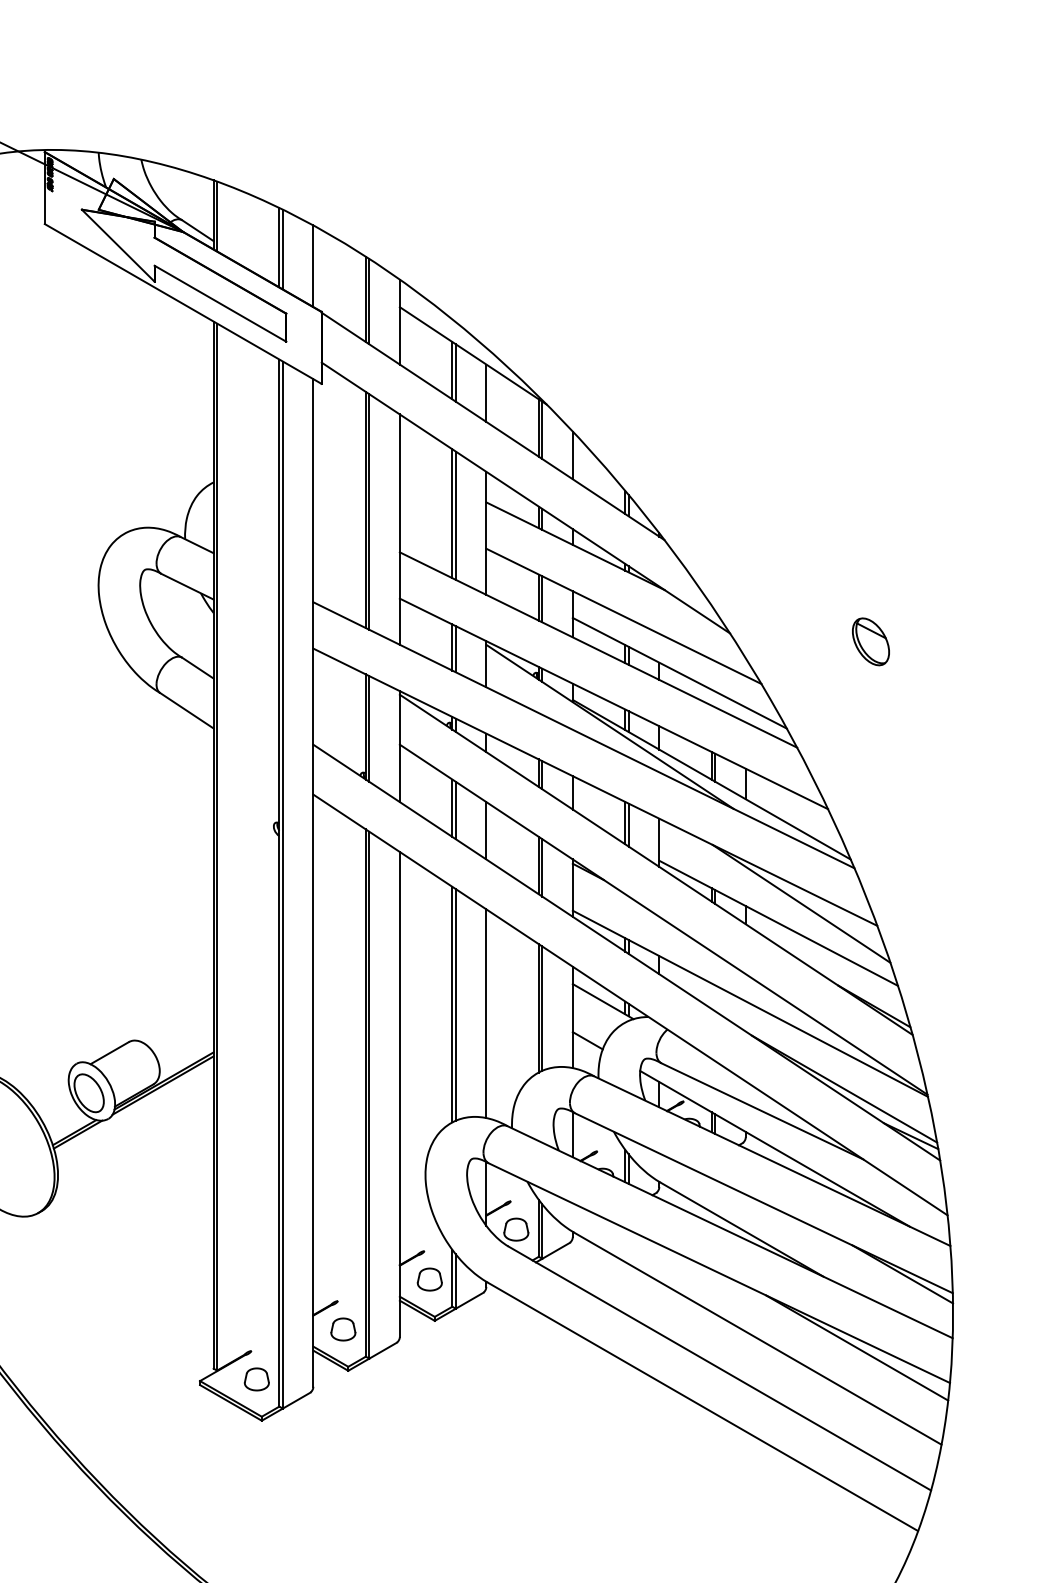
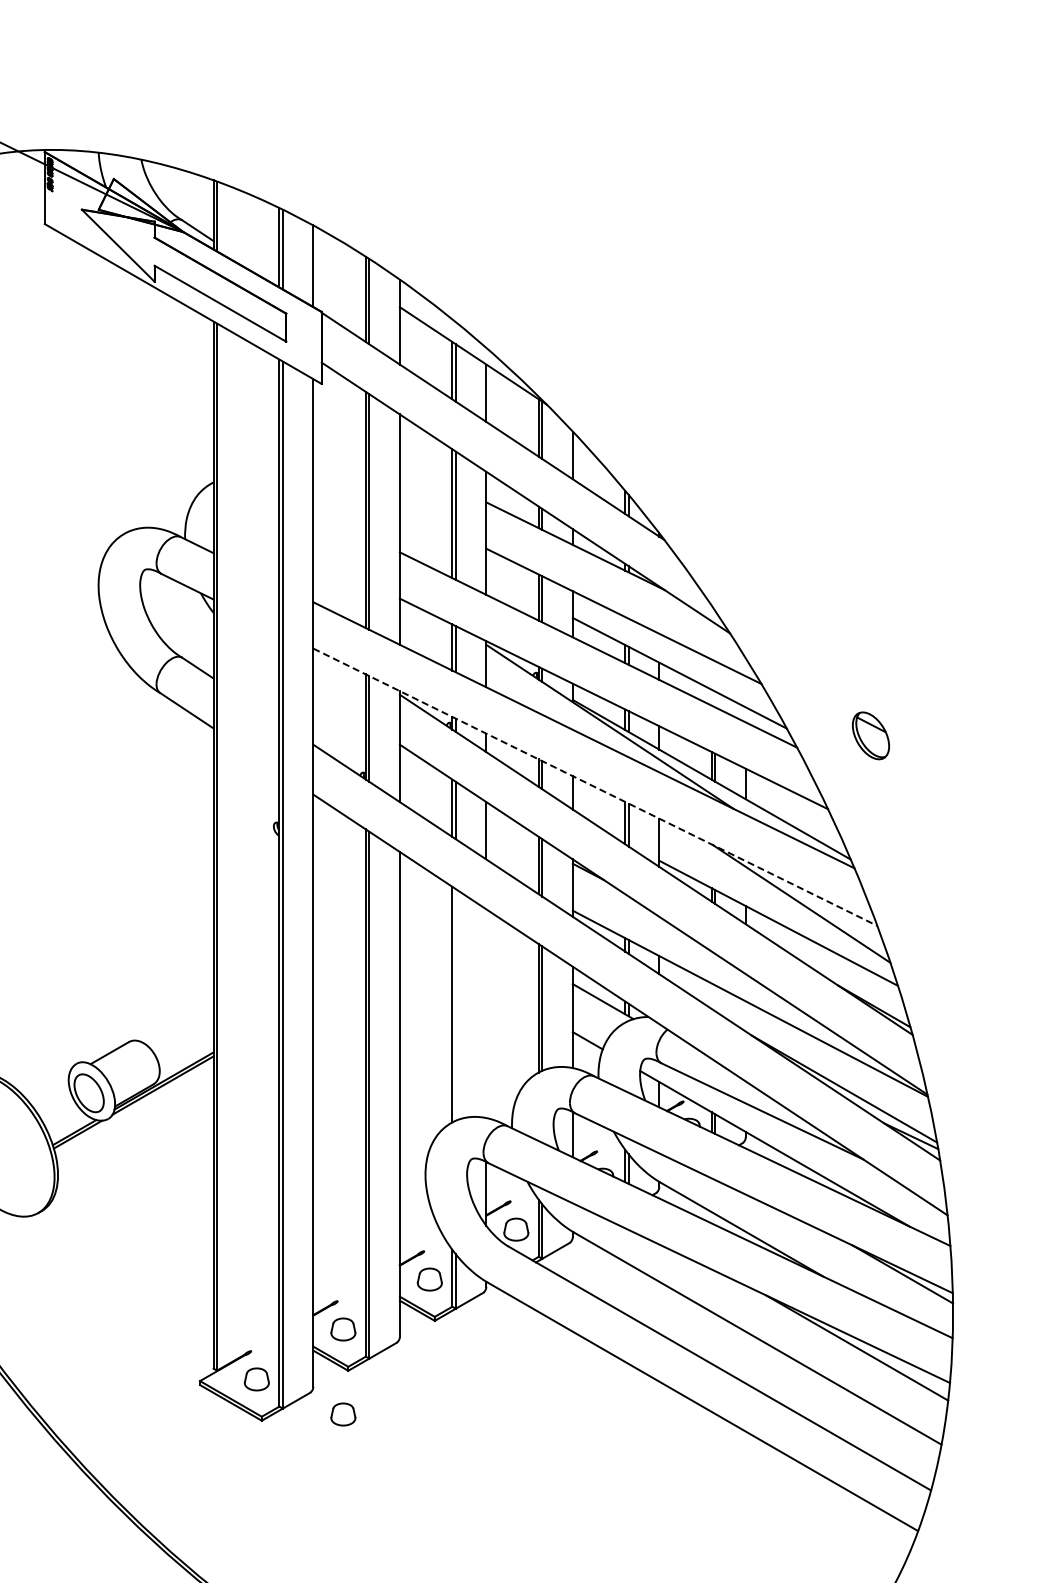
part position: (870, 641) -> (870, 735) (870, 735)
line: solid -> dashed (595, 787)
line: present -> none (455, 1004)
line: present -> none (486, 1013)
part: none -> present (343, 1414)
